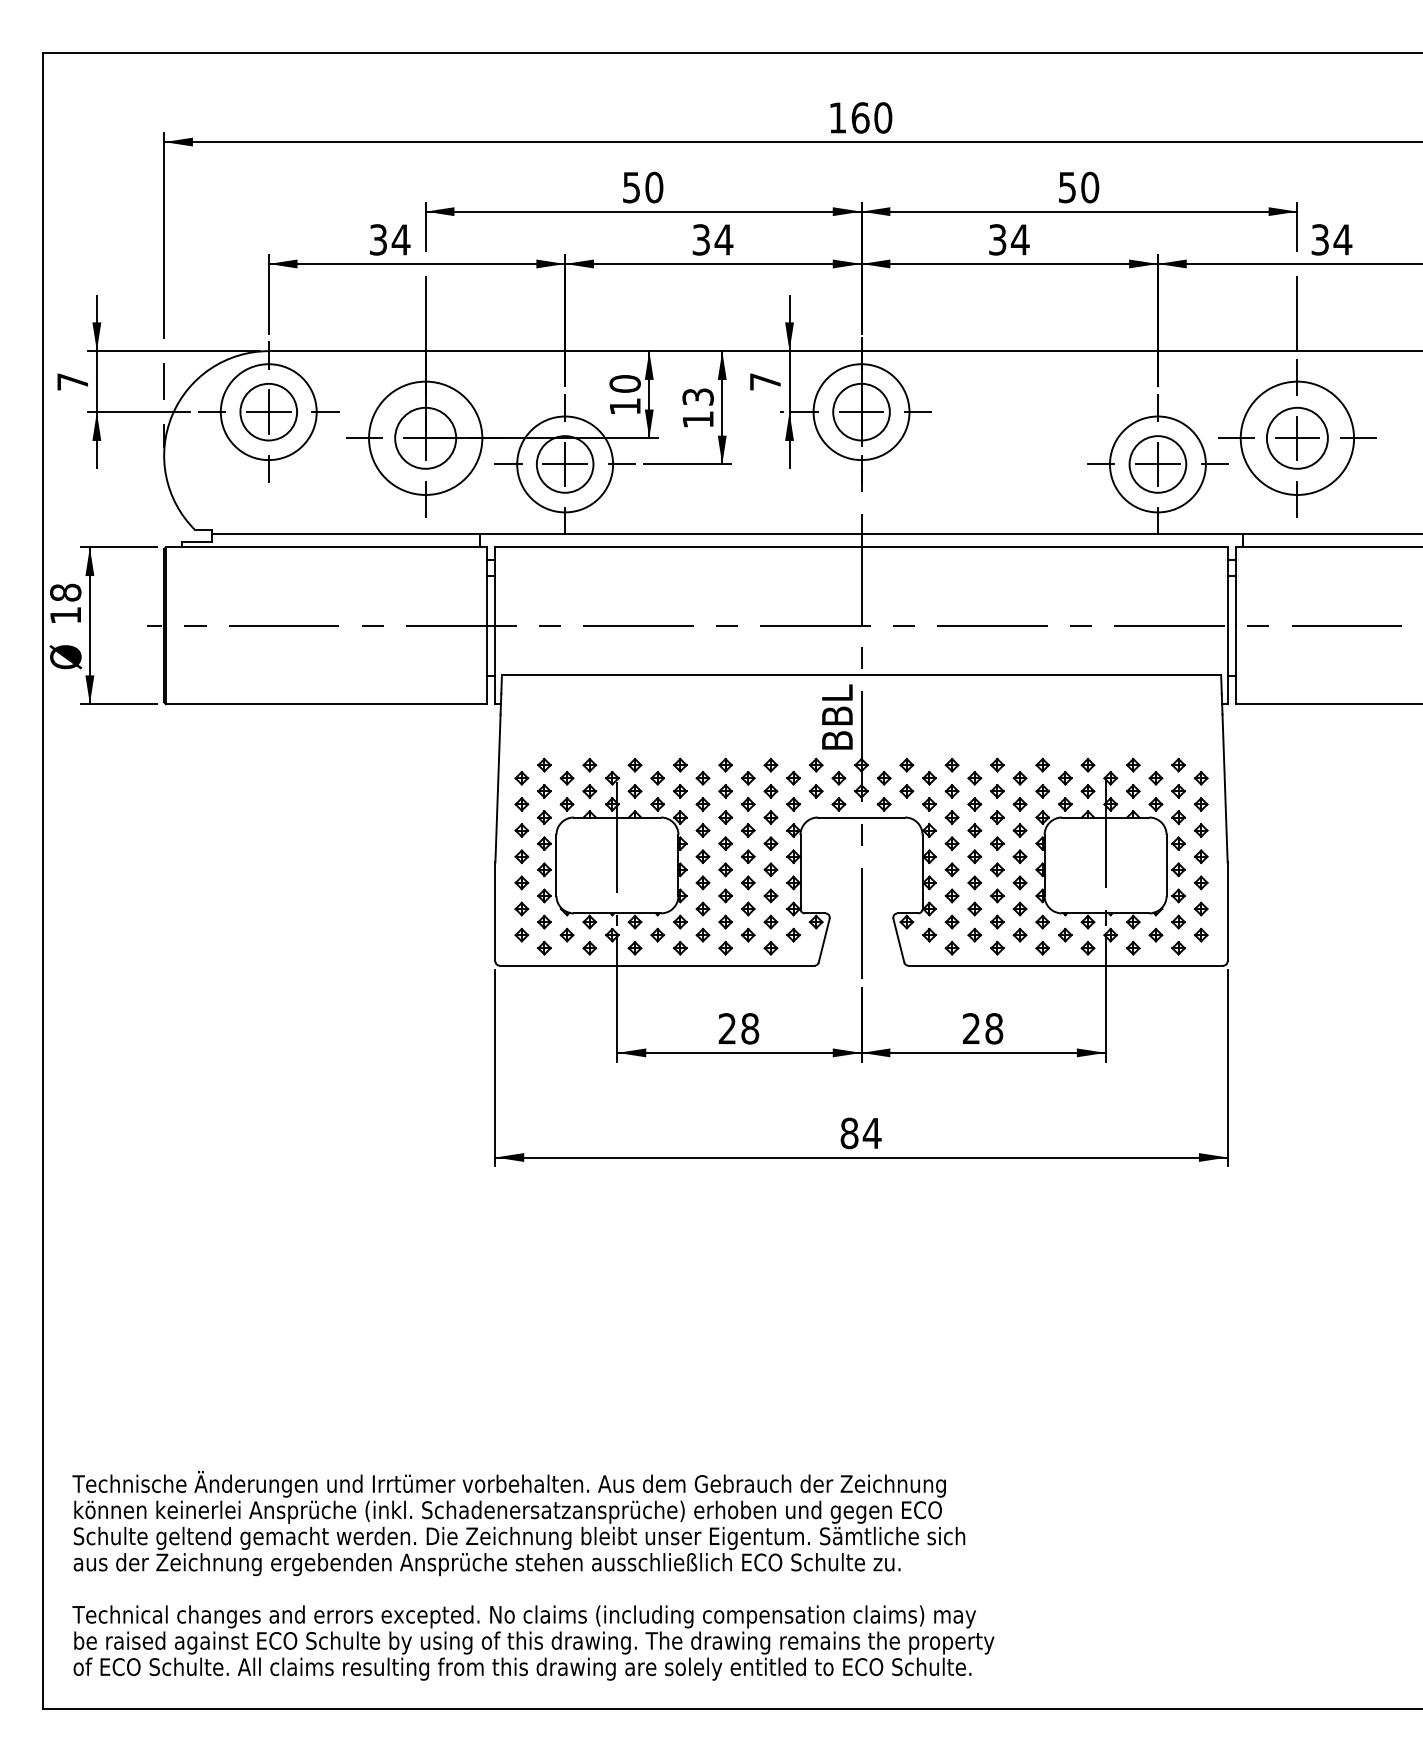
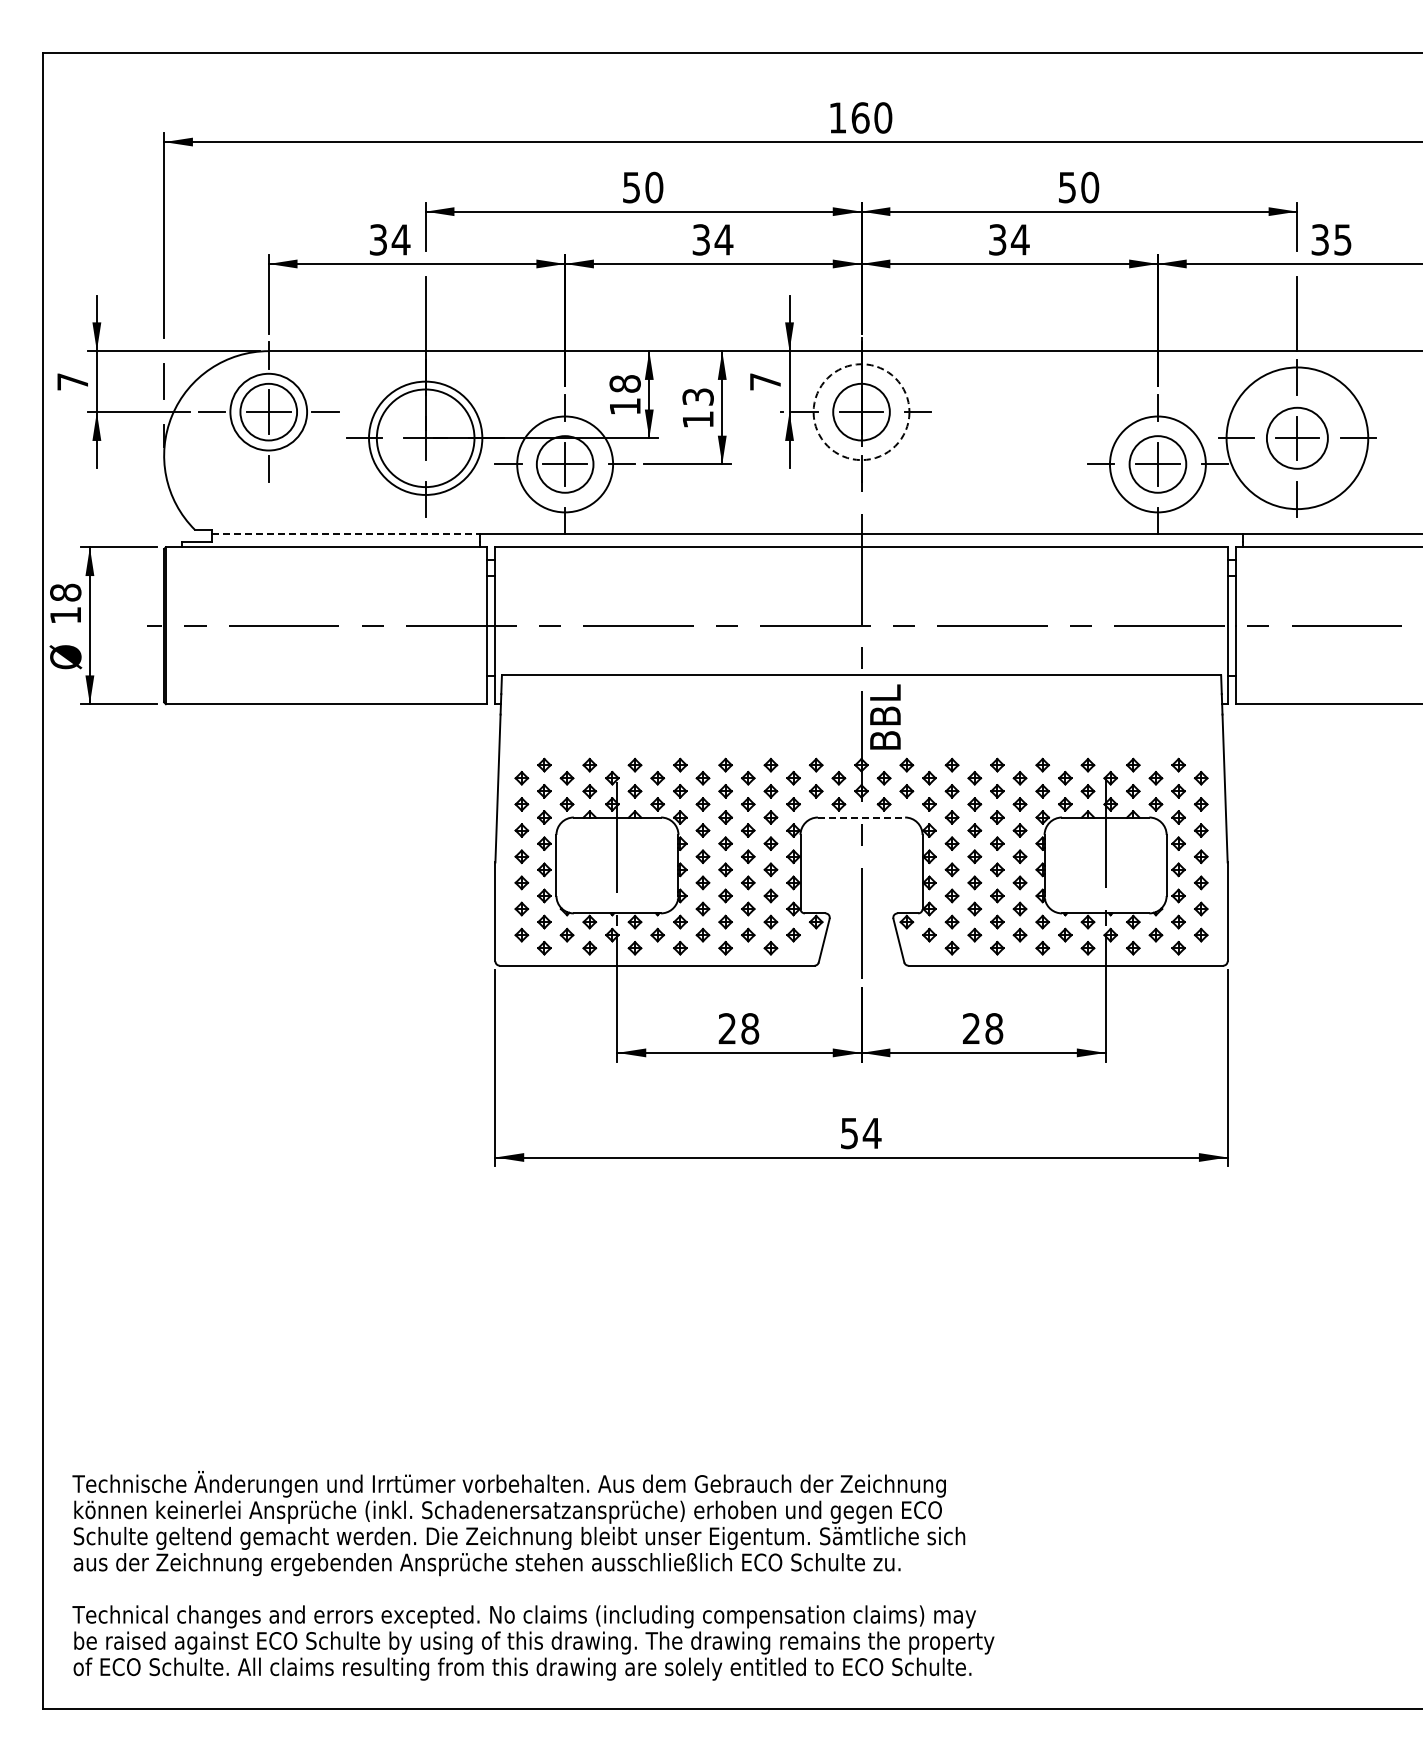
text: 34 -> 35 (1342, 239)
text: 10 -> 18 (625, 383)
circle diameter: 96 px -> 77 px (268, 411)
circle: solid -> dashed (861, 412)
circle diameter: 61 px -> 98 px (425, 438)
circle diameter: 113 px -> 142 px (1297, 438)
line: solid -> dashed (346, 534)
text position: (837, 716) -> (885, 716) (885, 716)
line: solid -> dashed (861, 817)
text: 84 -> 54 (849, 1133)
